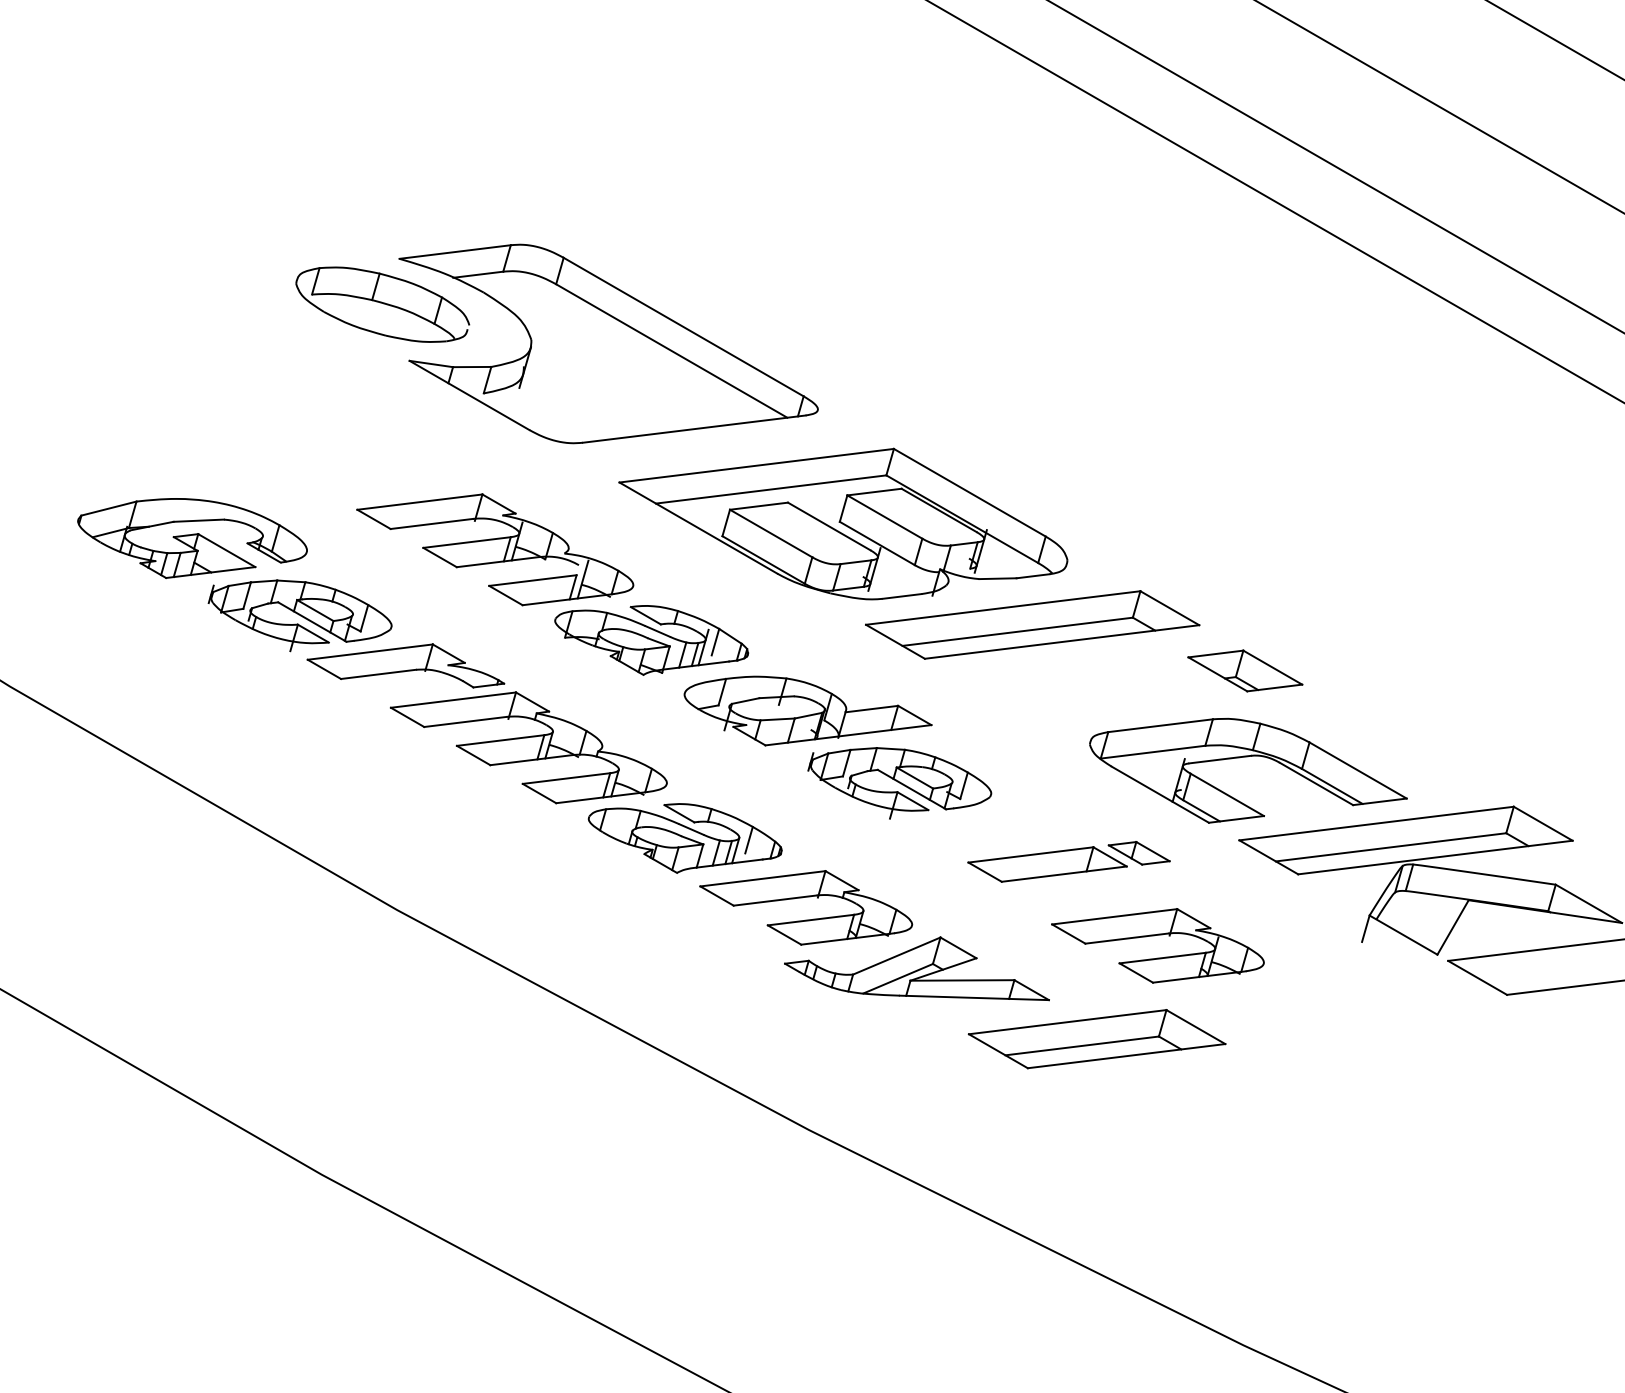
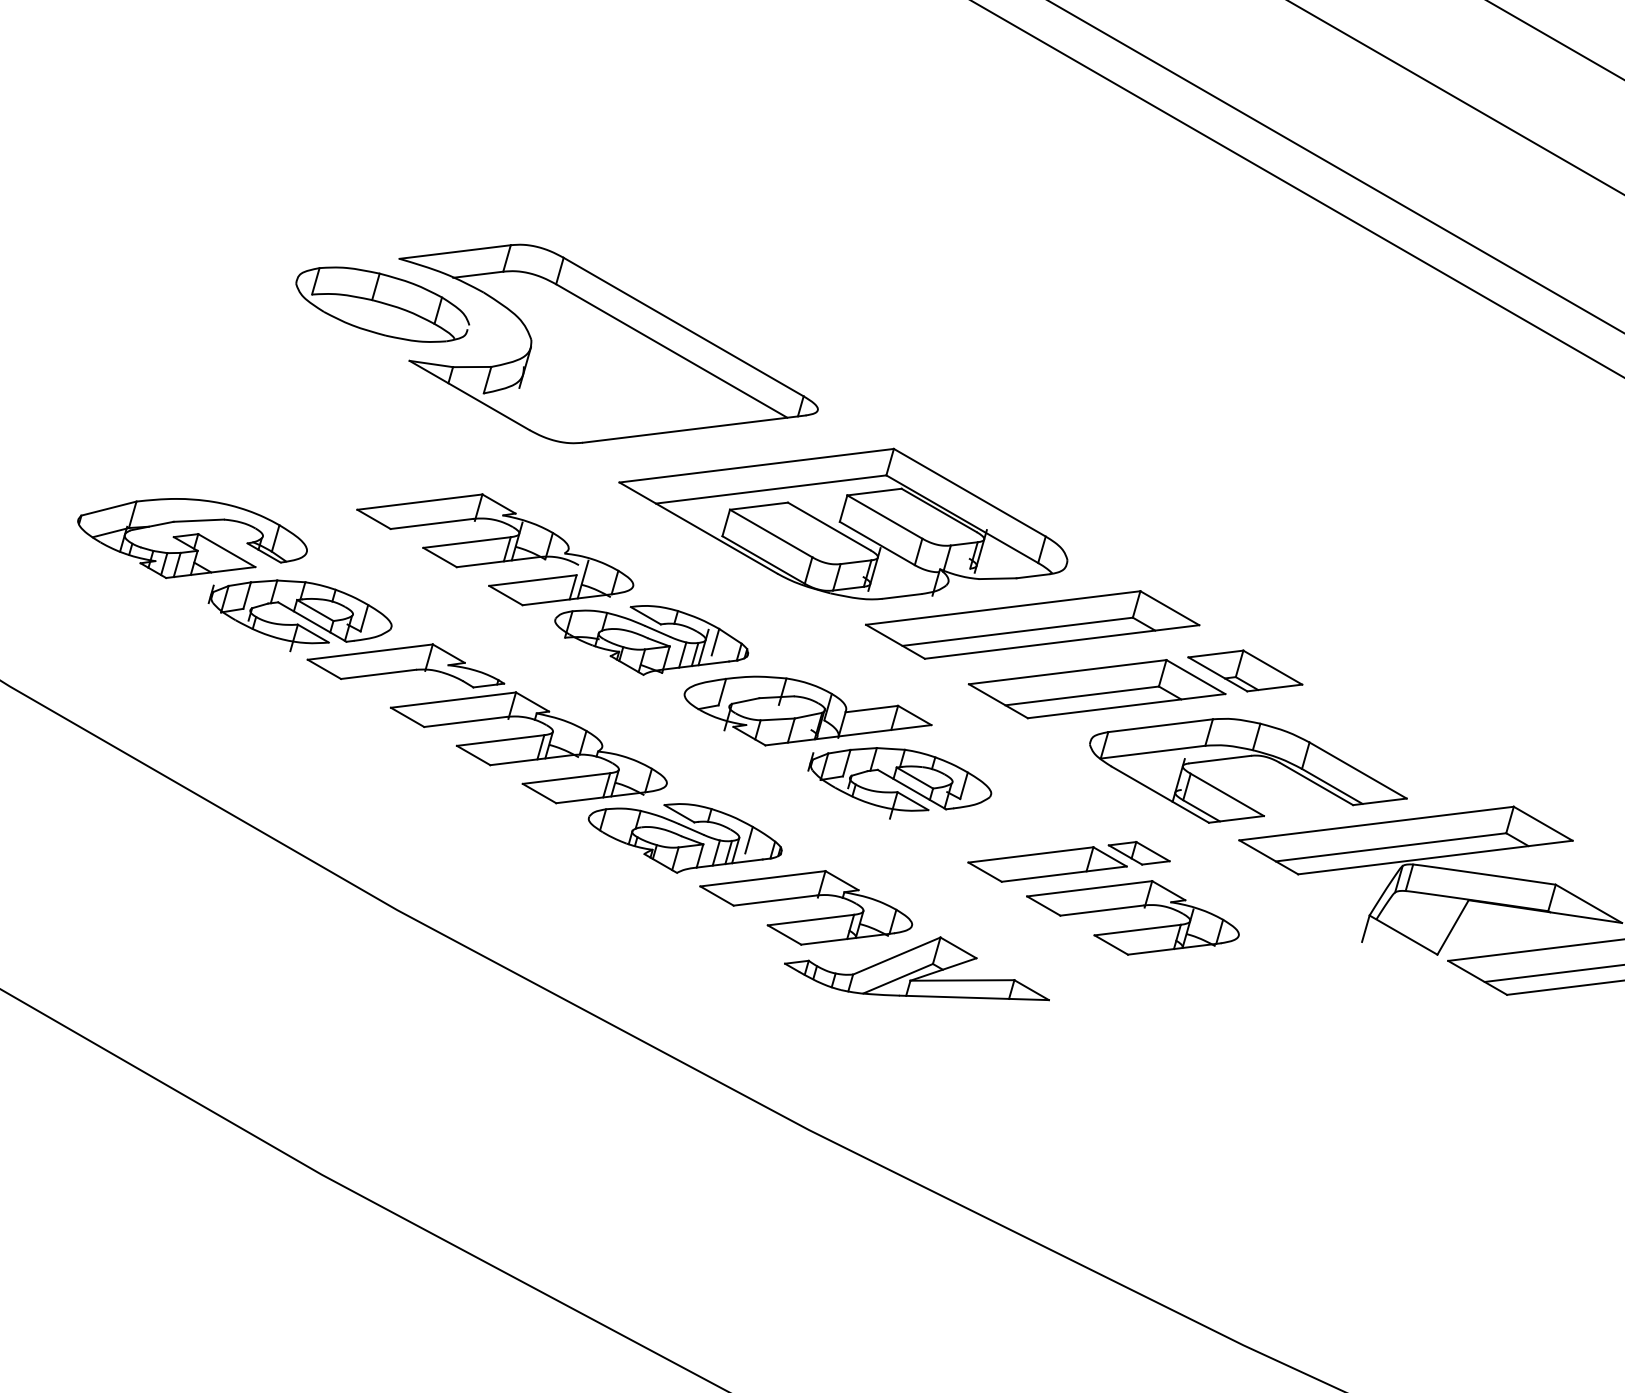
line position: (1439, 107) -> (1455, 97) (1455, 97)
line position: (1275, 201) -> (1297, 189) (1297, 189)
part position: (1154, 936) -> (1129, 908) (1129, 908)
line: none -> present (1552, 973)
part position: (1096, 1039) -> (1096, 689) (1096, 689)
